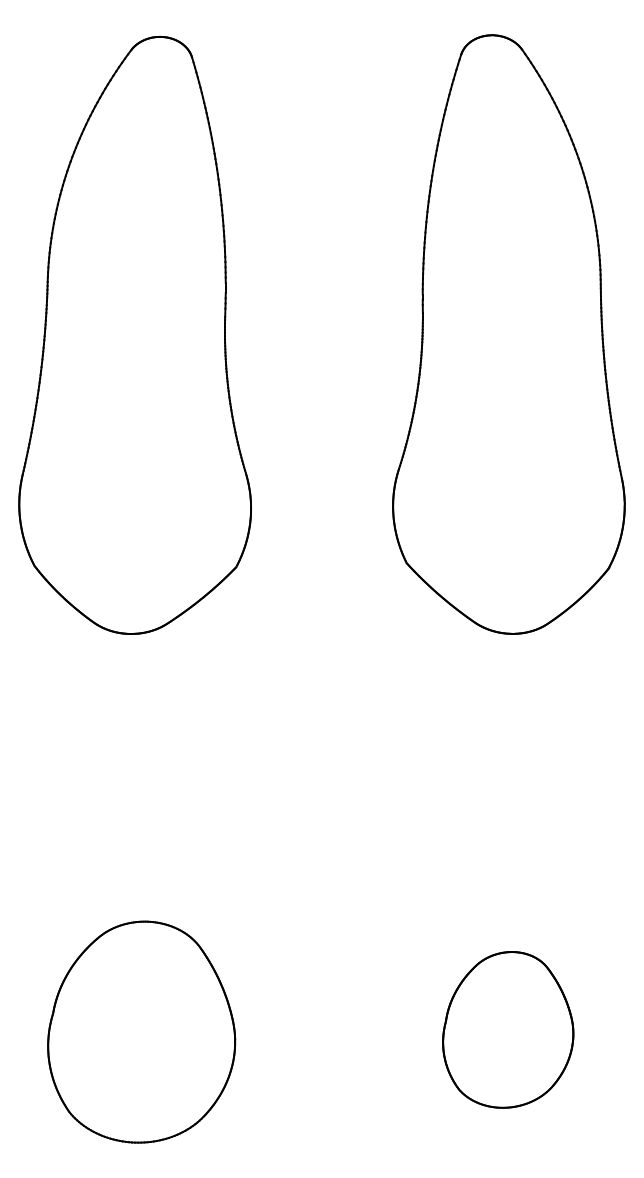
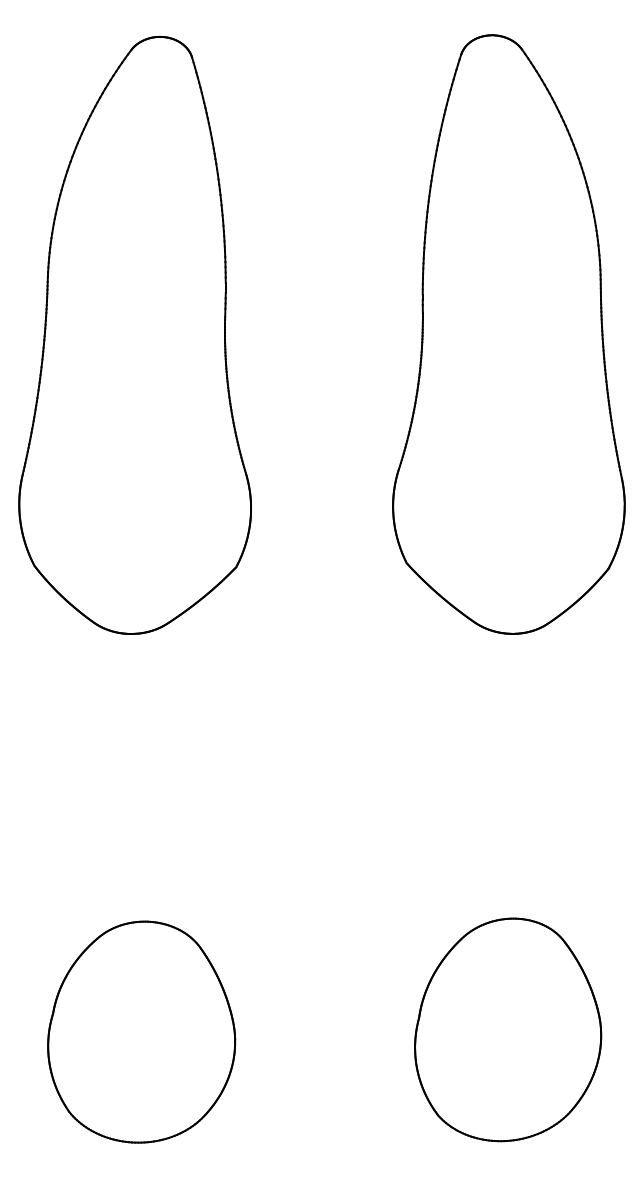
part size: 133x158 px -> 189x226 px (508, 1029)
